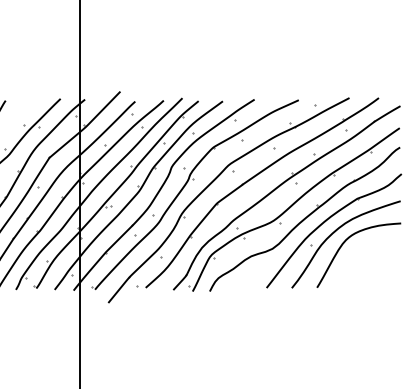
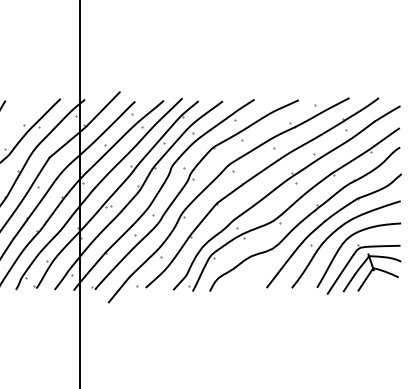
part: none -> present (363, 269)
